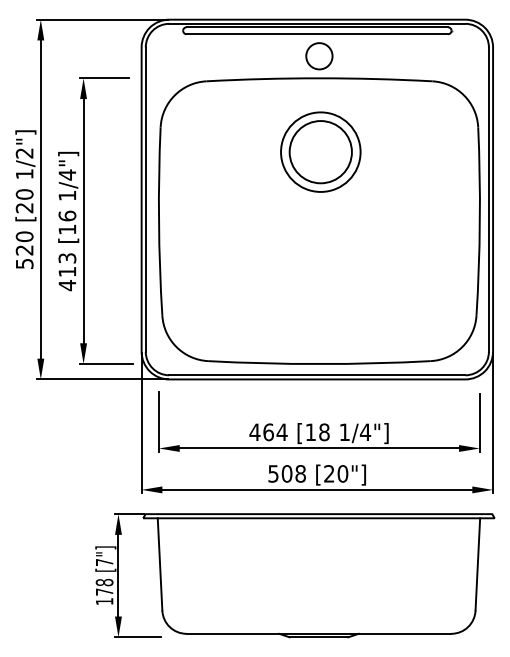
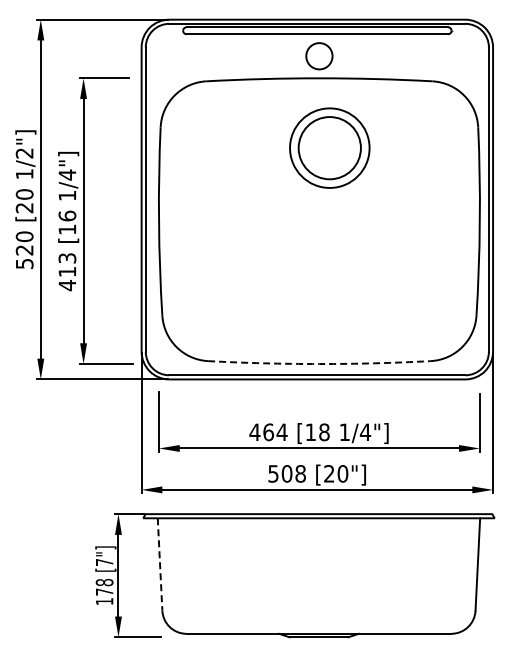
part position: (320, 151) -> (329, 147) (329, 147)
arc: solid -> dashed (319, 364)
line: solid -> dashed (160, 564)
